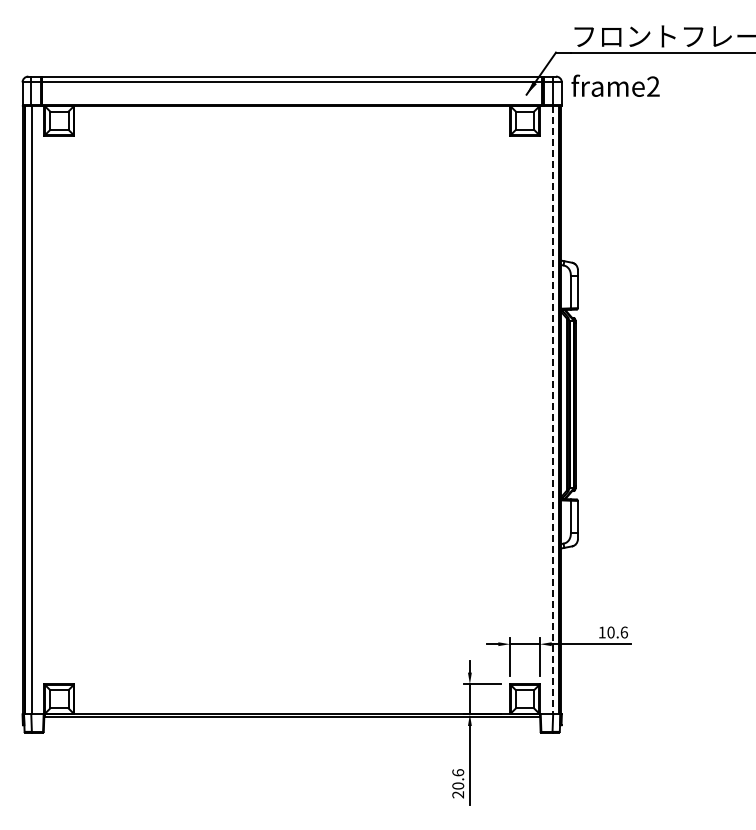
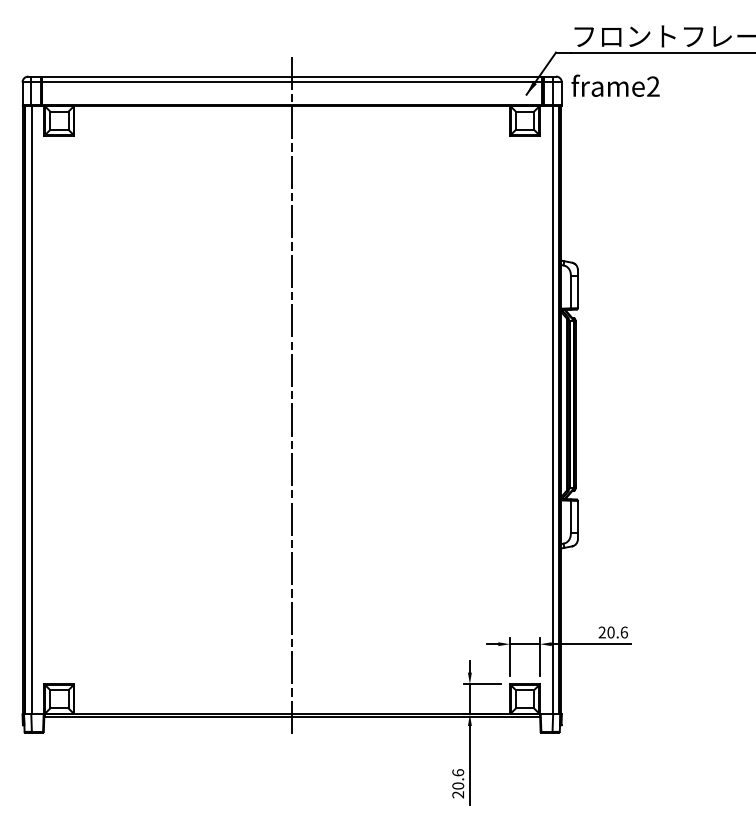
line: none -> present (292, 396)
line: dashed -> solid (552, 410)
text: 10.6 -> 20.6 (601, 632)
